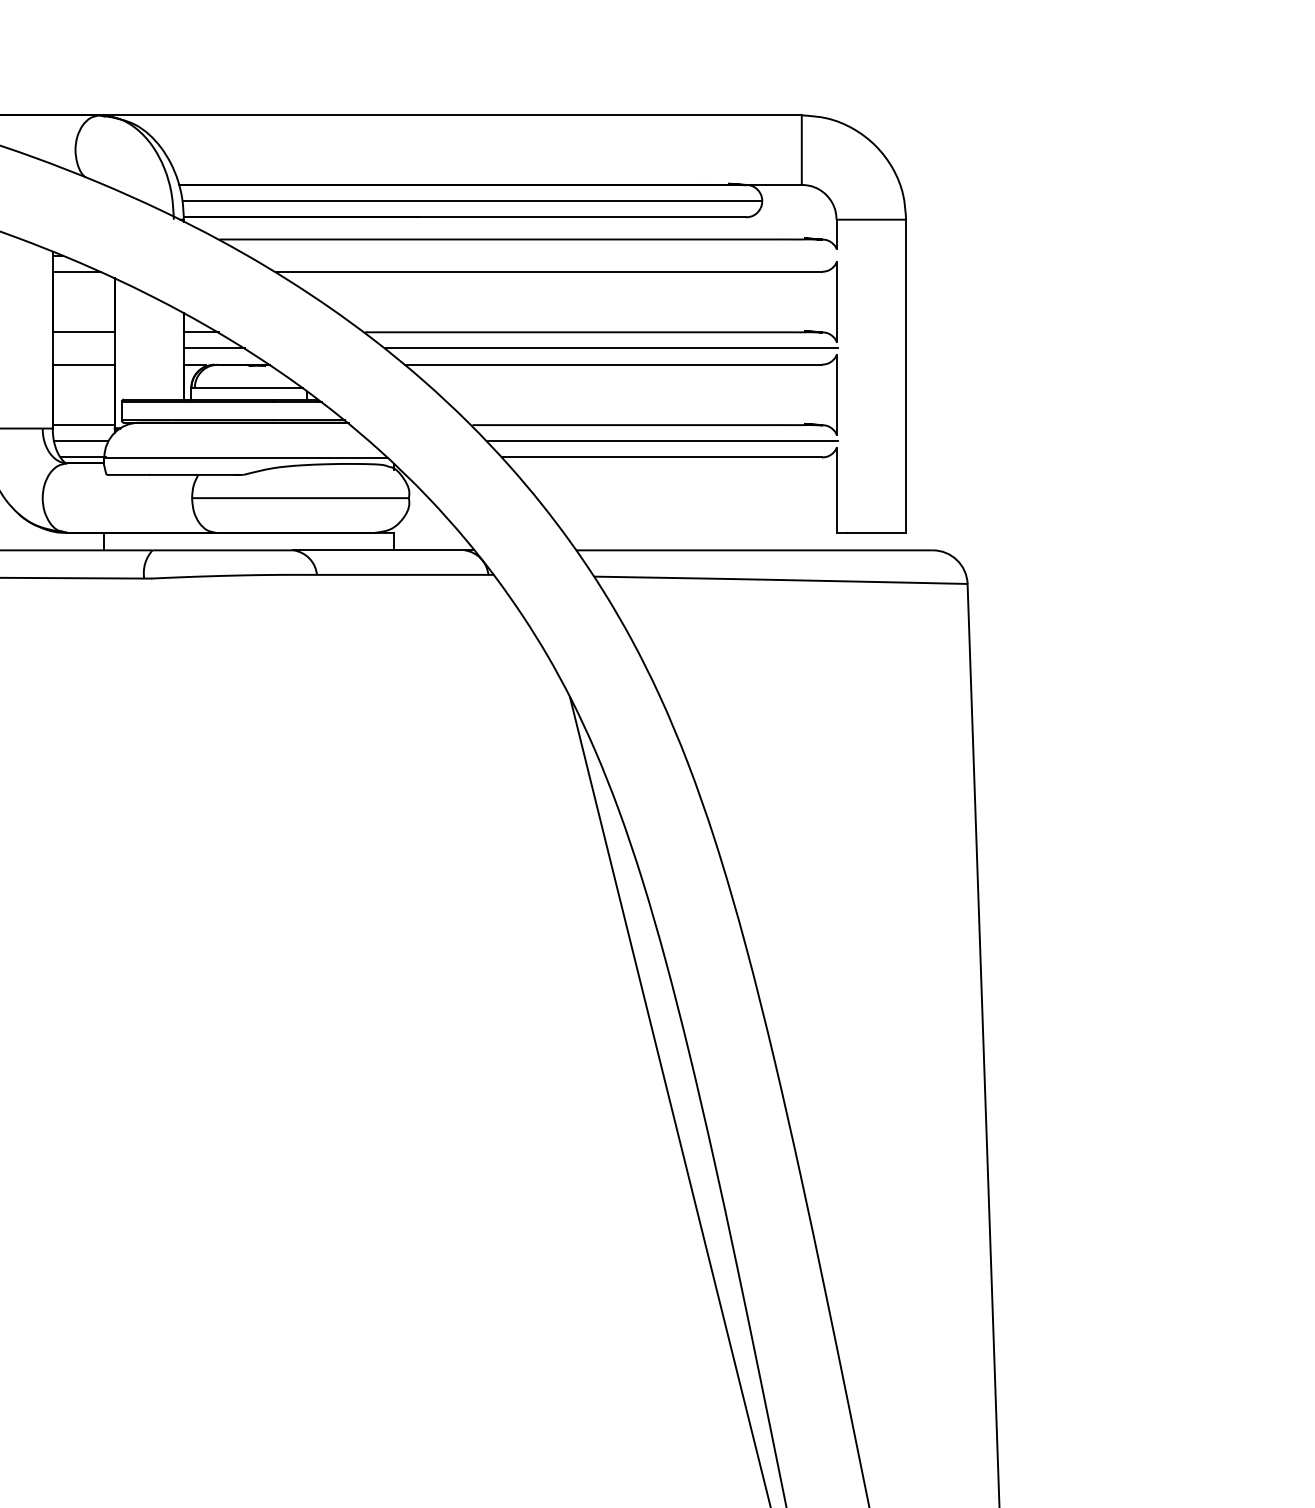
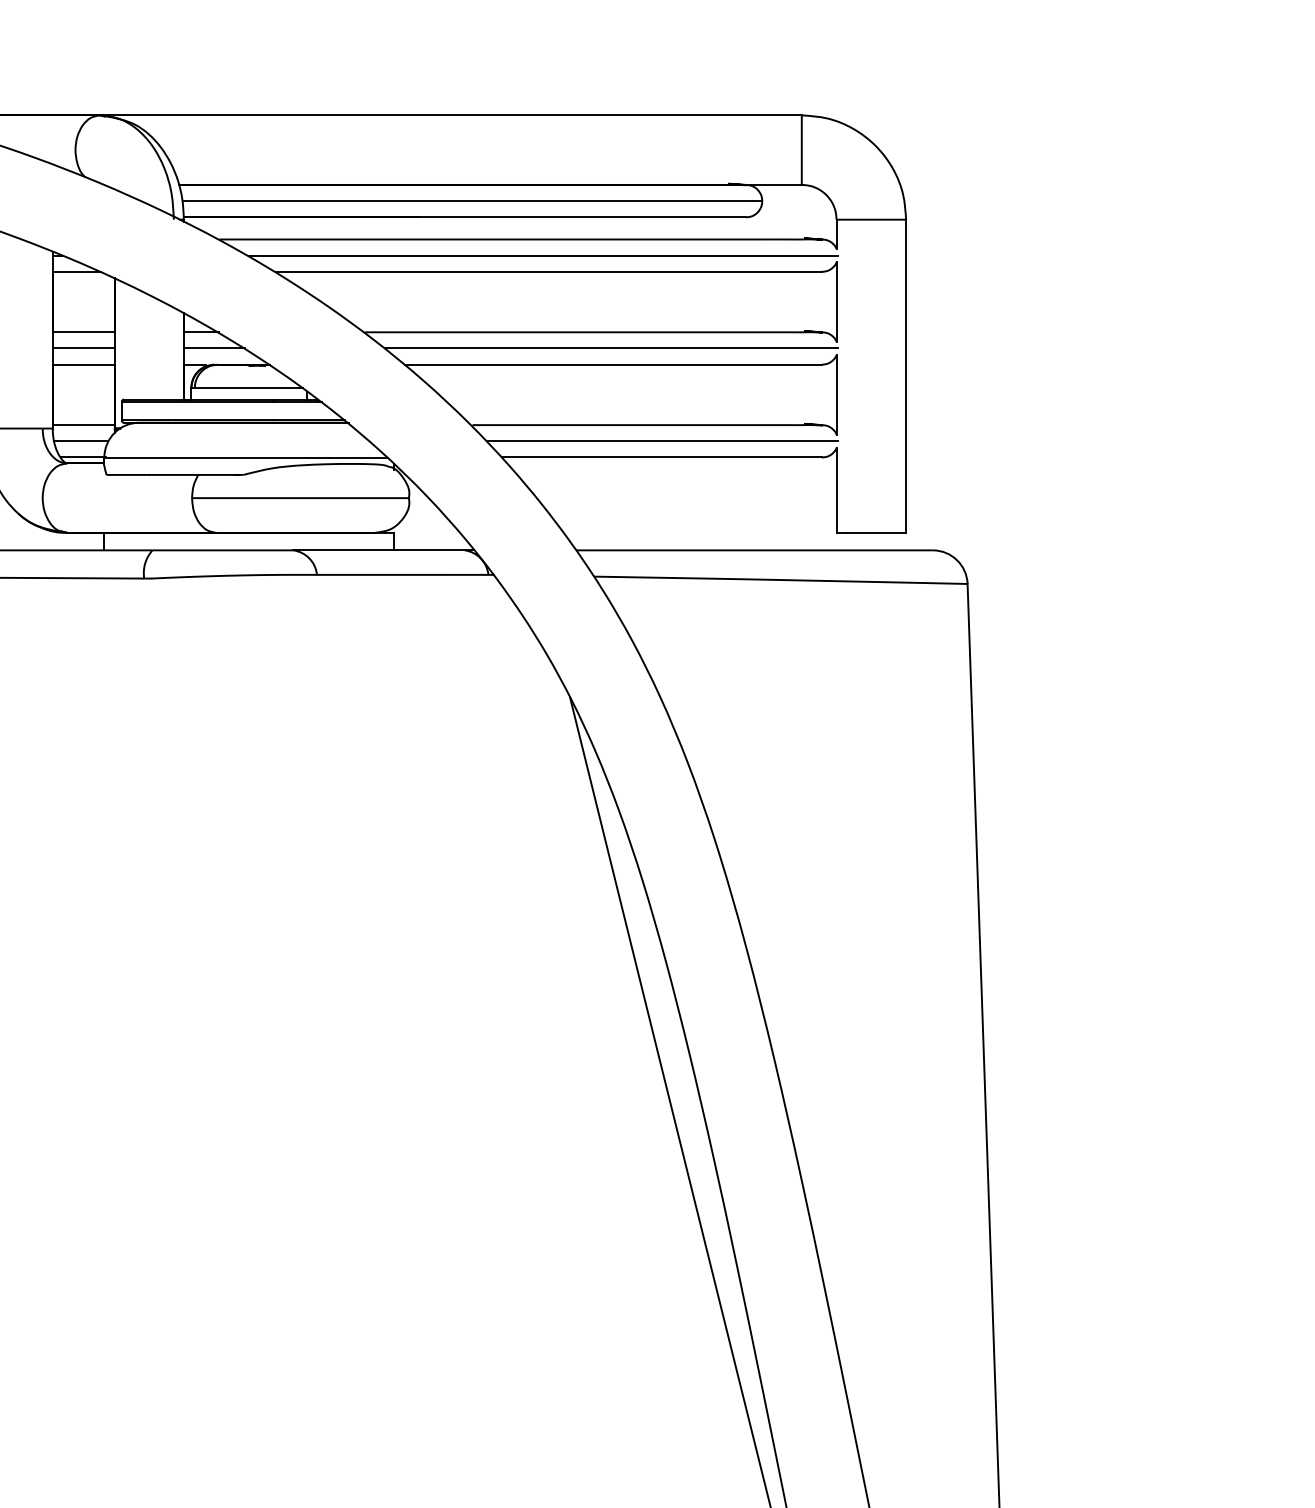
line: none -> present (543, 255)
line: none -> present (83, 348)
